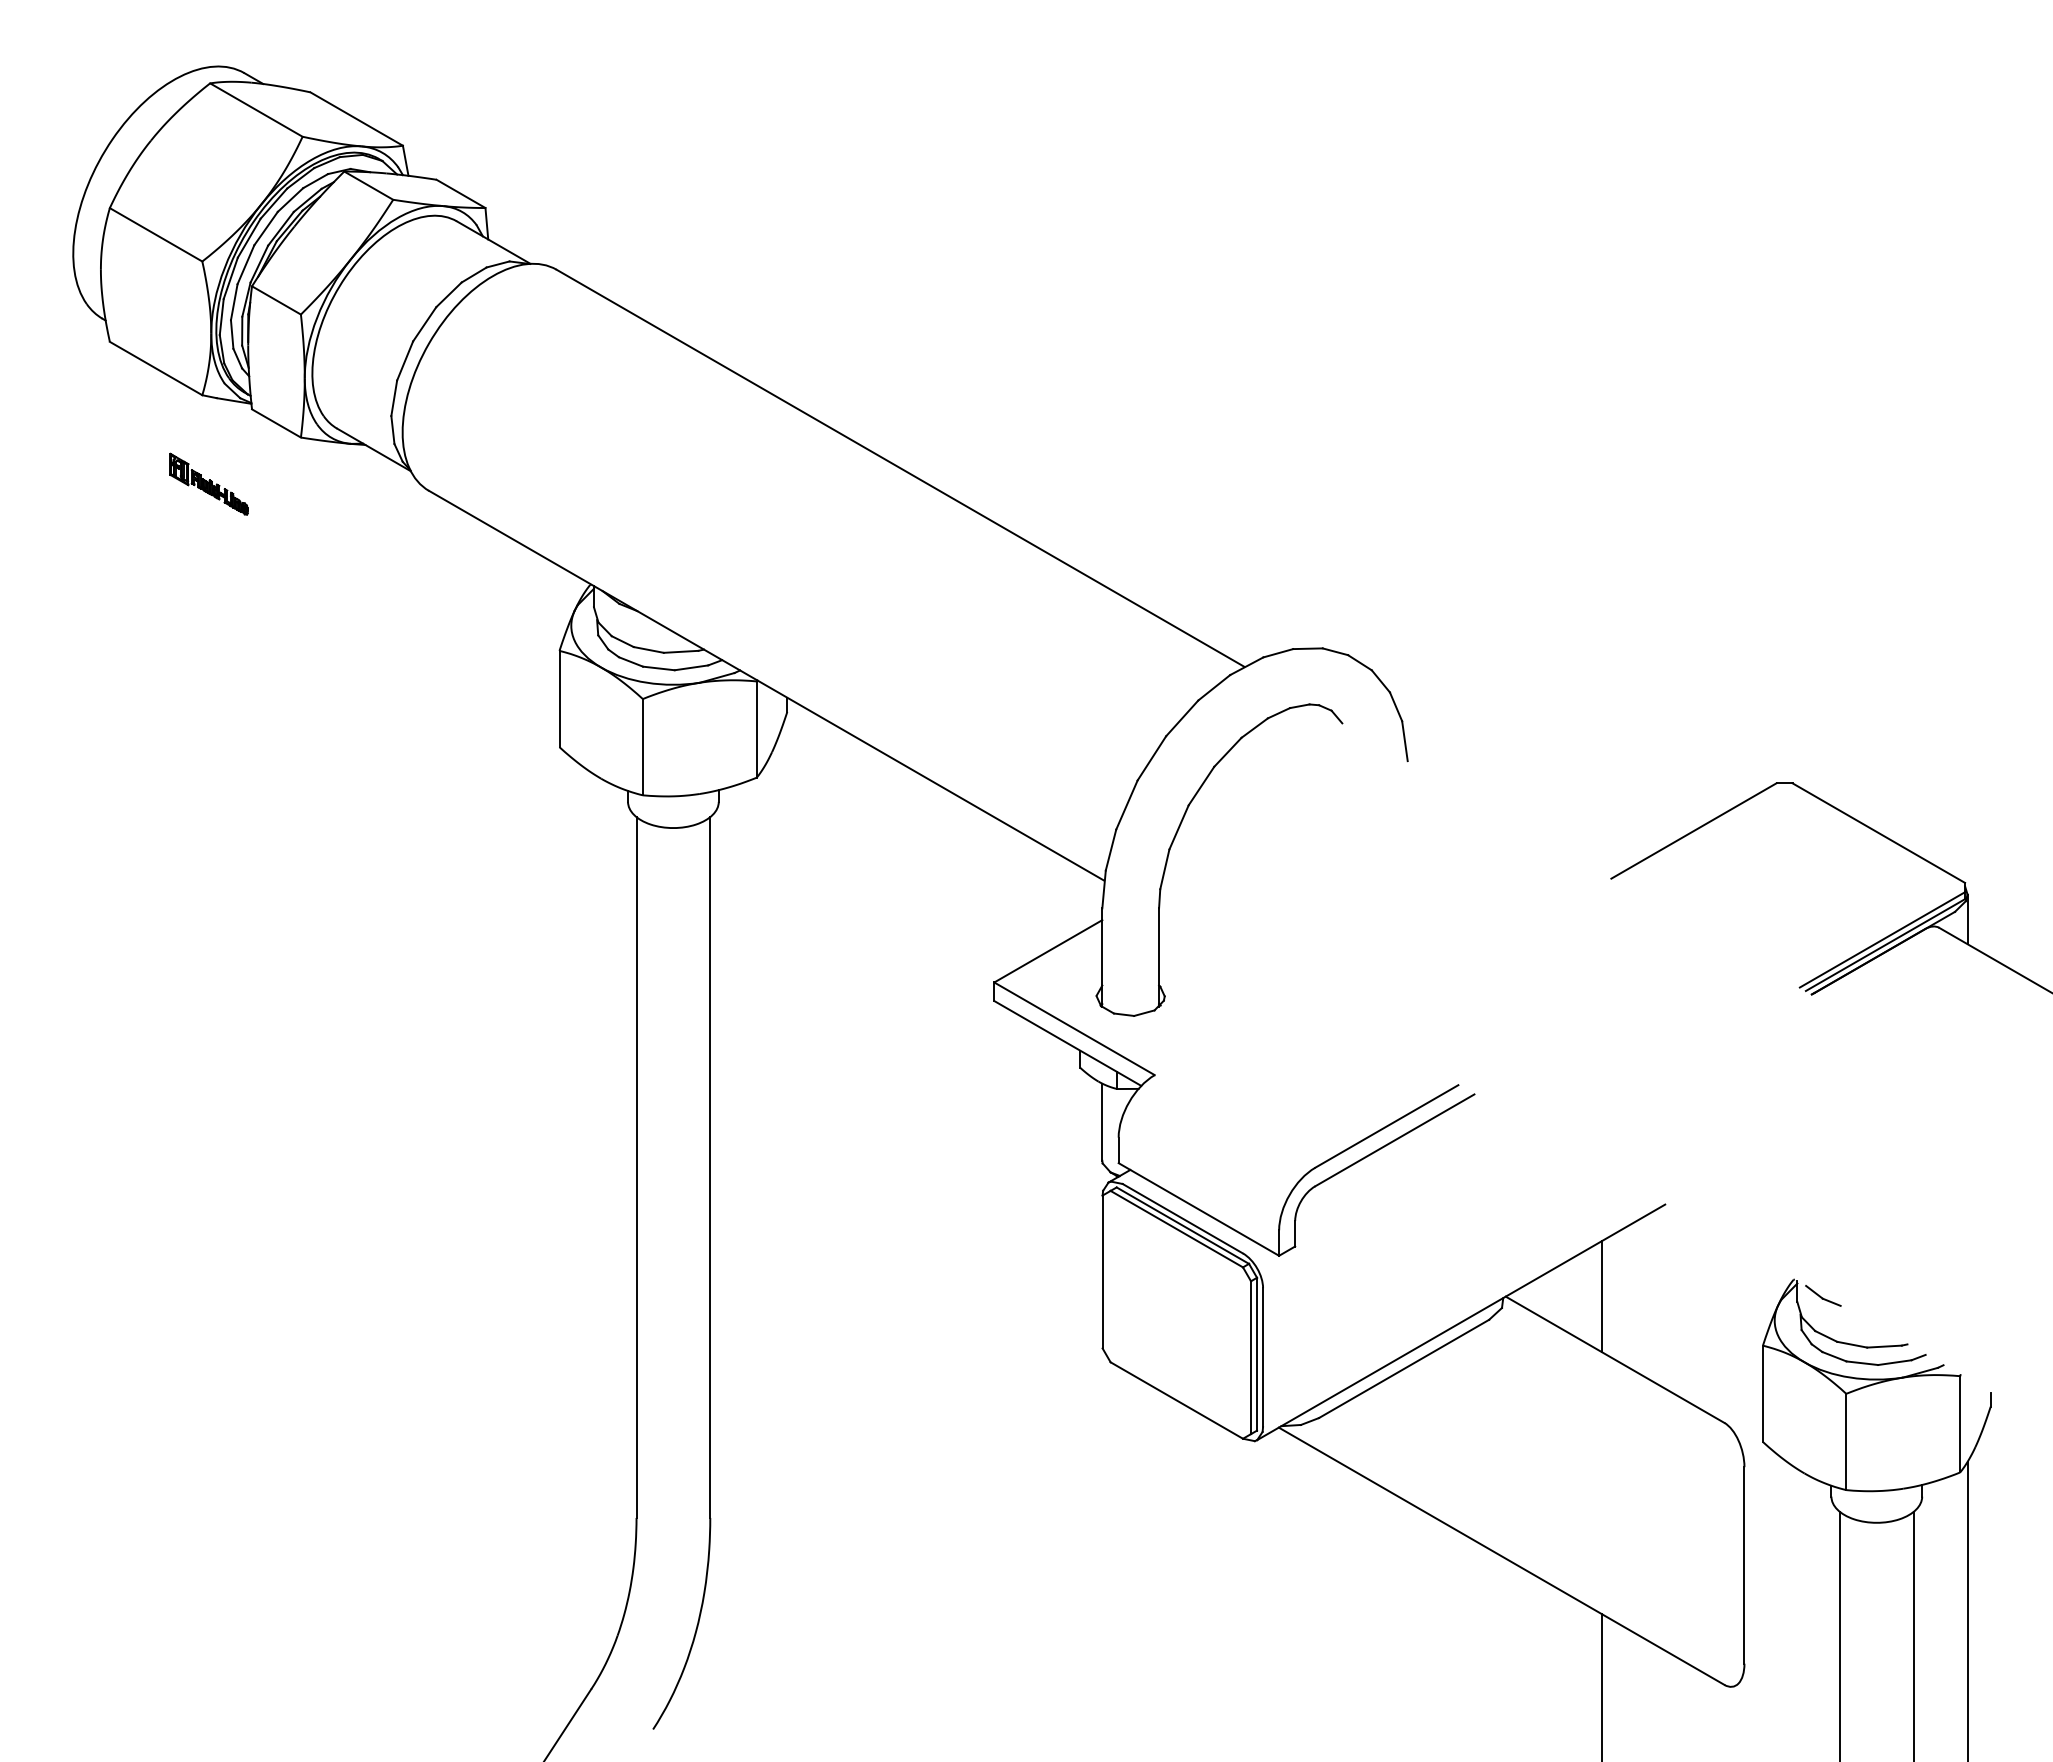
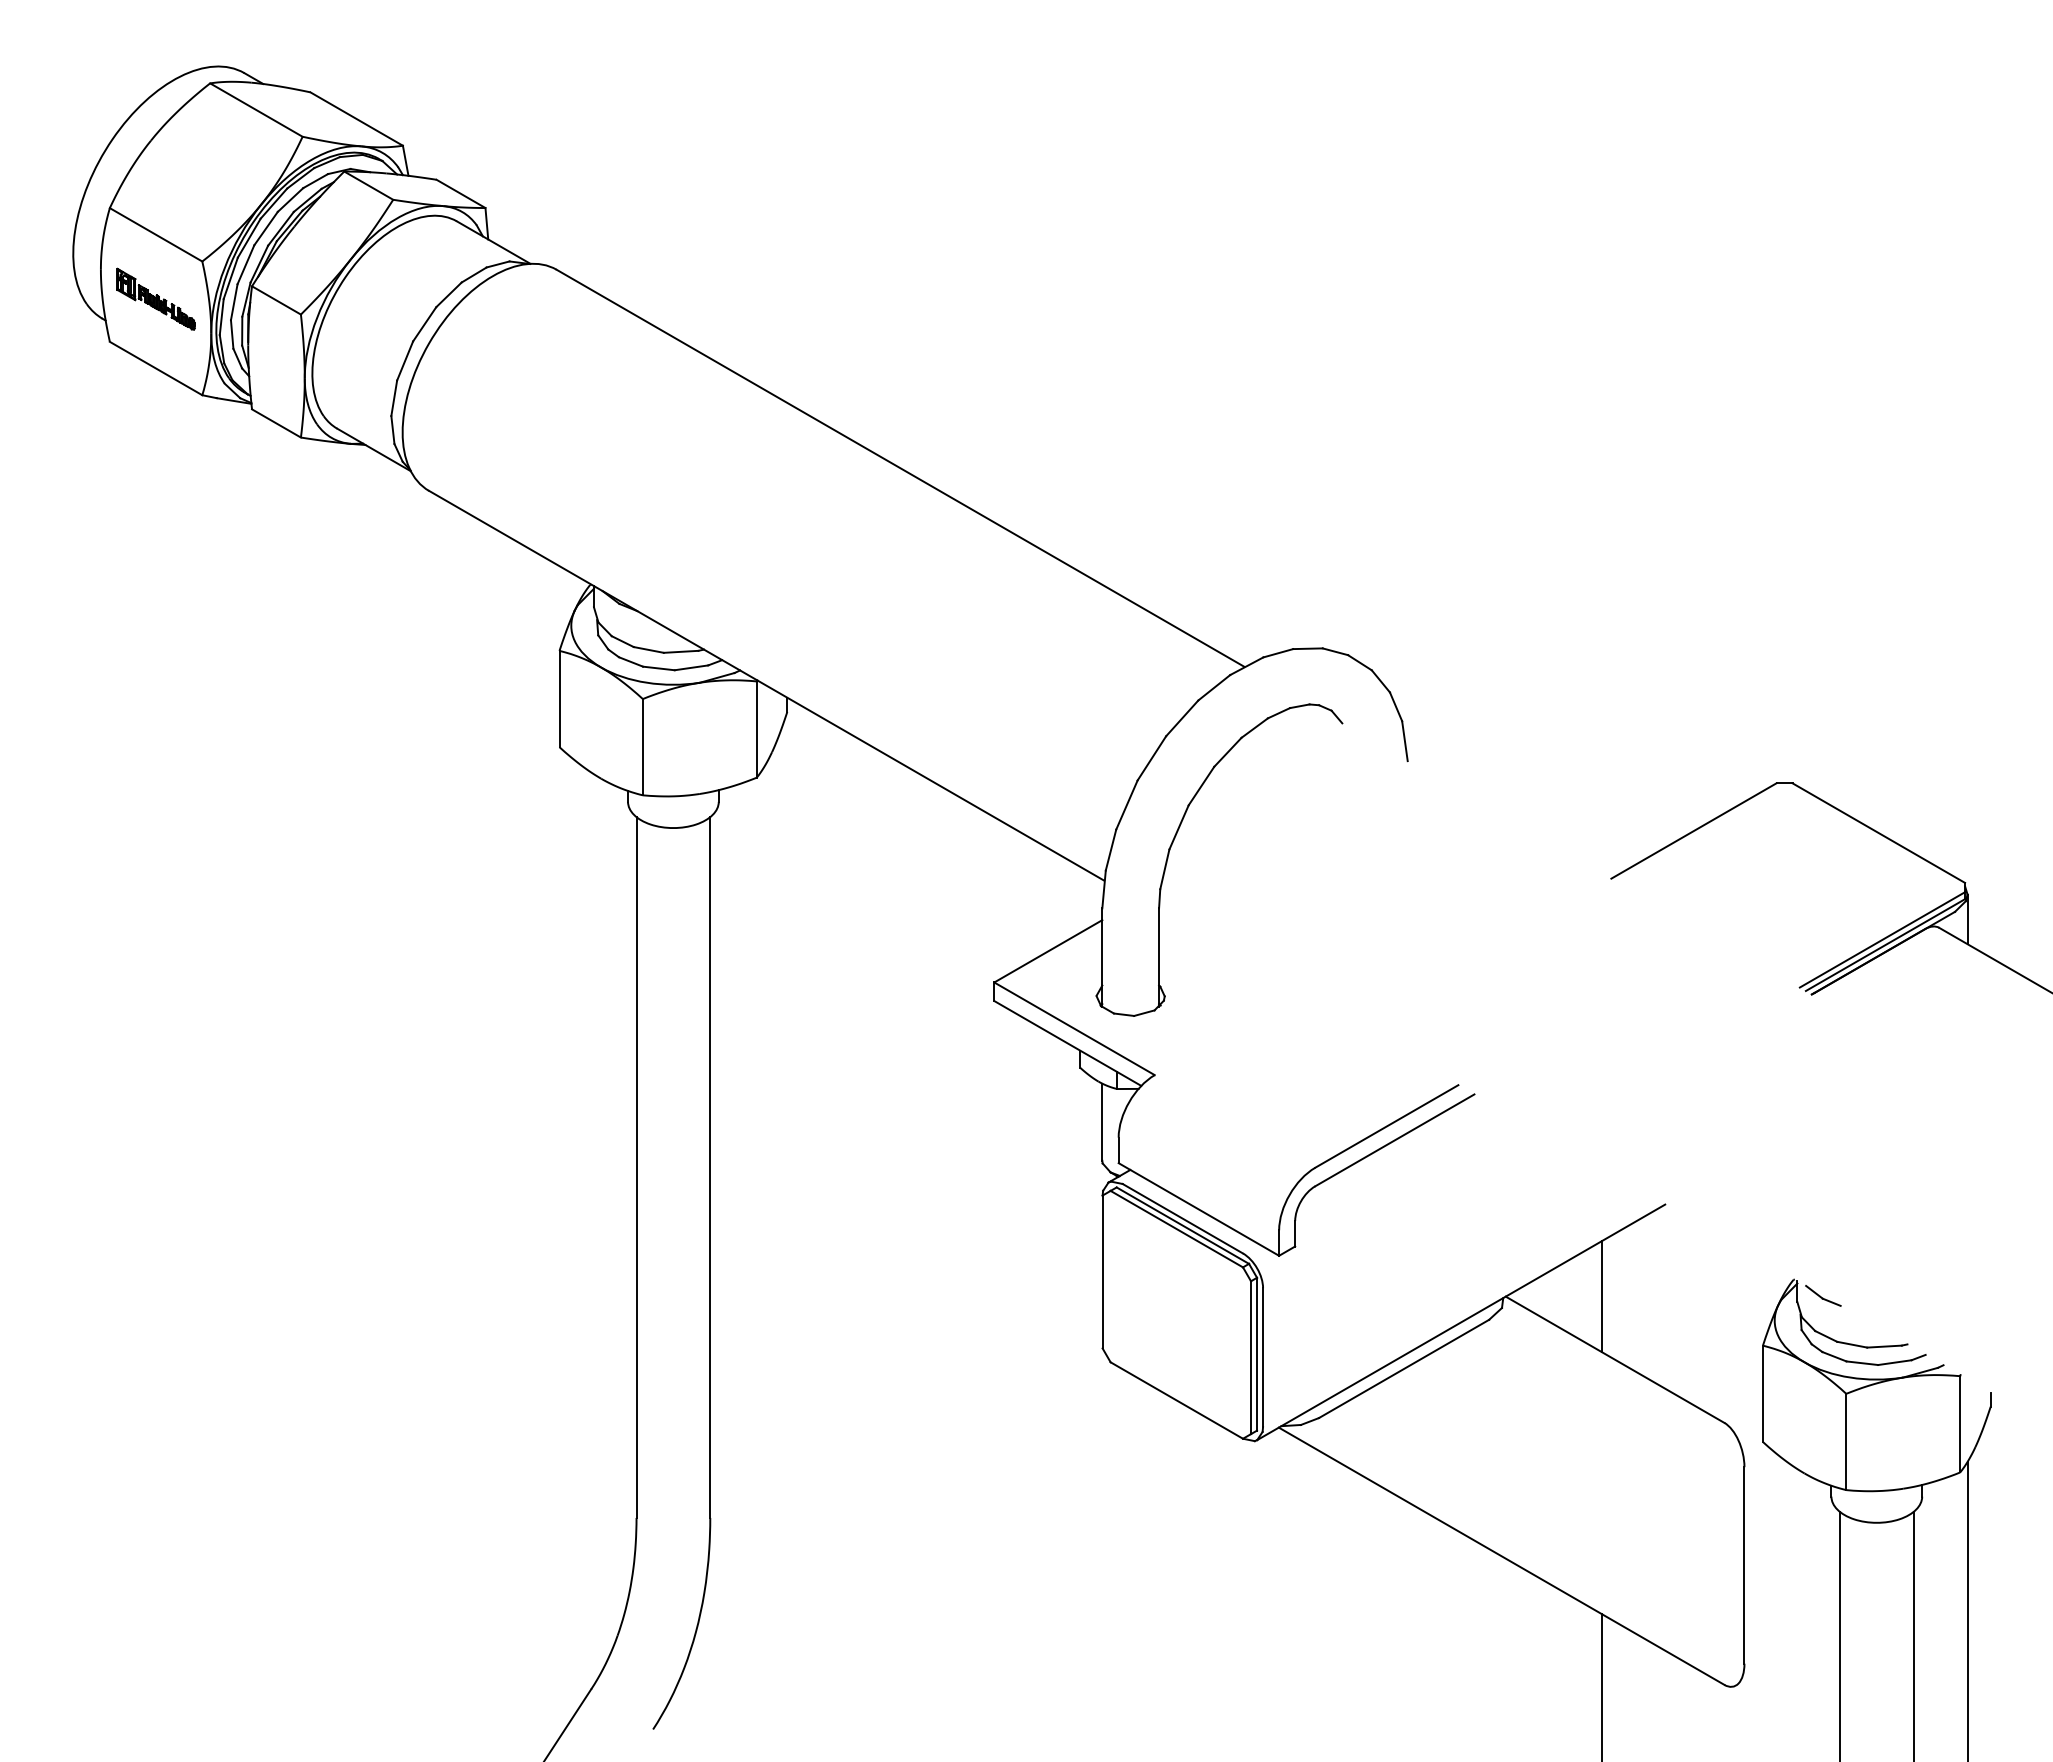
part position: (208, 483) -> (155, 298) (155, 298)
